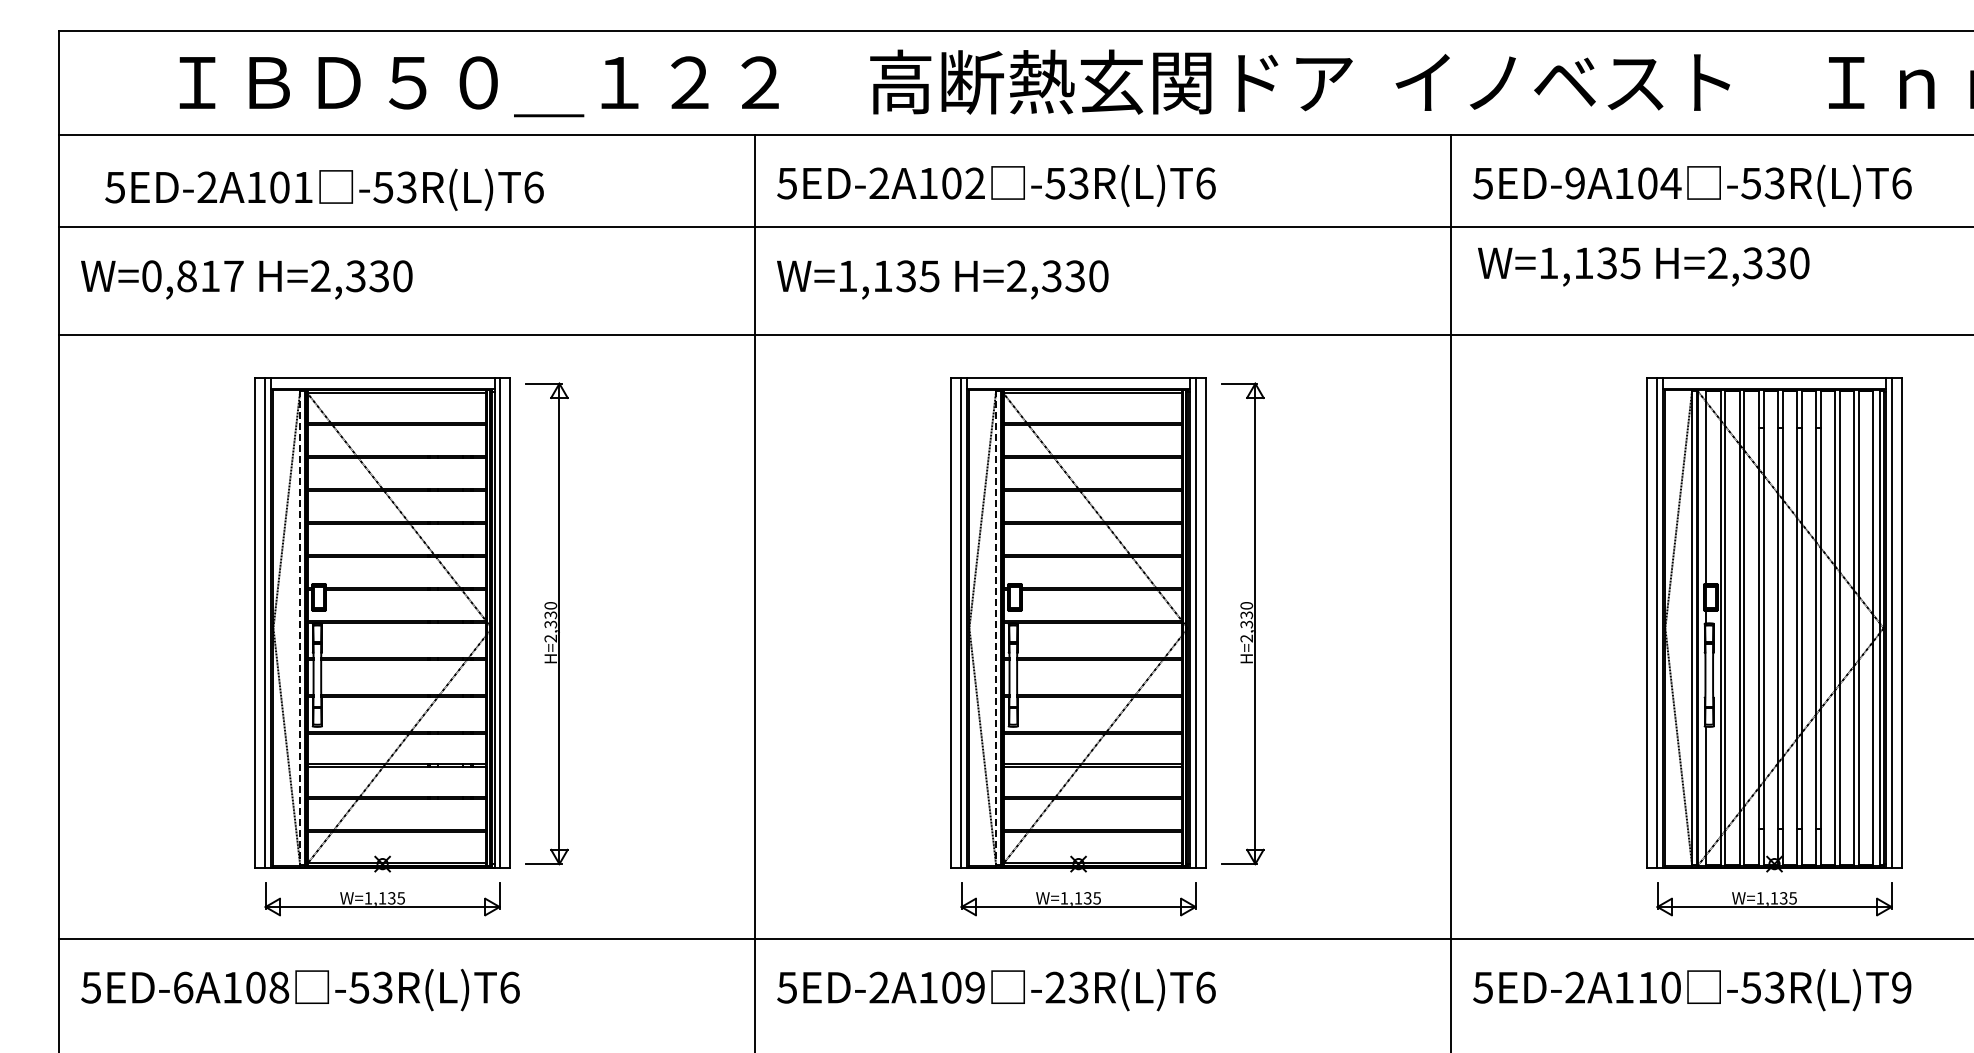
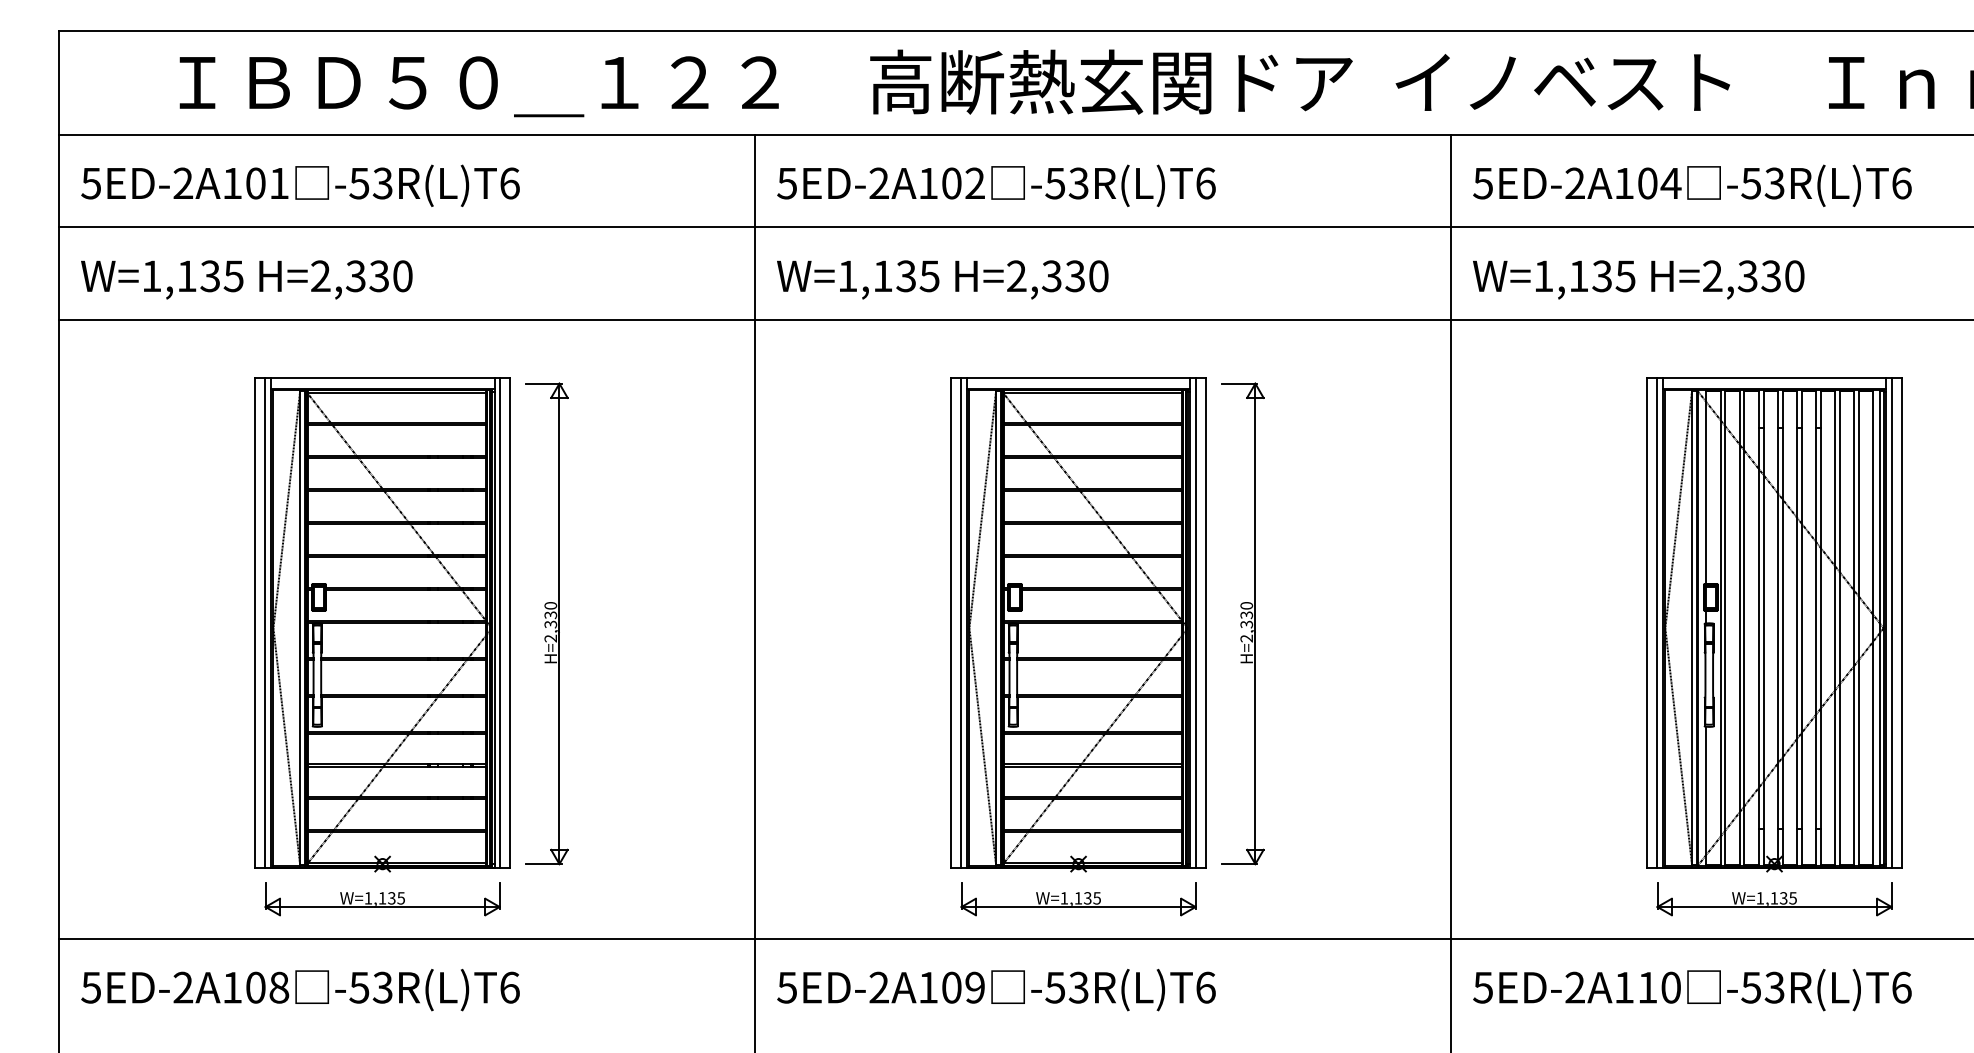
text: 5ED-9A104 -> 5ED-2A104 (1574, 183)
text position: (324, 189) -> (300, 185) (300, 185)
text position: (1643, 266) -> (1638, 279) (1638, 279)
text: W=0,817 -> W=1,135 (192, 276)
line position: (1014, 335) -> (1014, 320) (1014, 320)
line: dashed -> solid (300, 628)
line: dashed -> solid (996, 628)
text: 5ED-6A108 -> 5ED-2A108 (183, 987)
text: -23R(L)T6 -> -53R(L)T6 (1055, 987)
text: -53R(L)T9 -> -53R(L)T6 (1901, 987)
